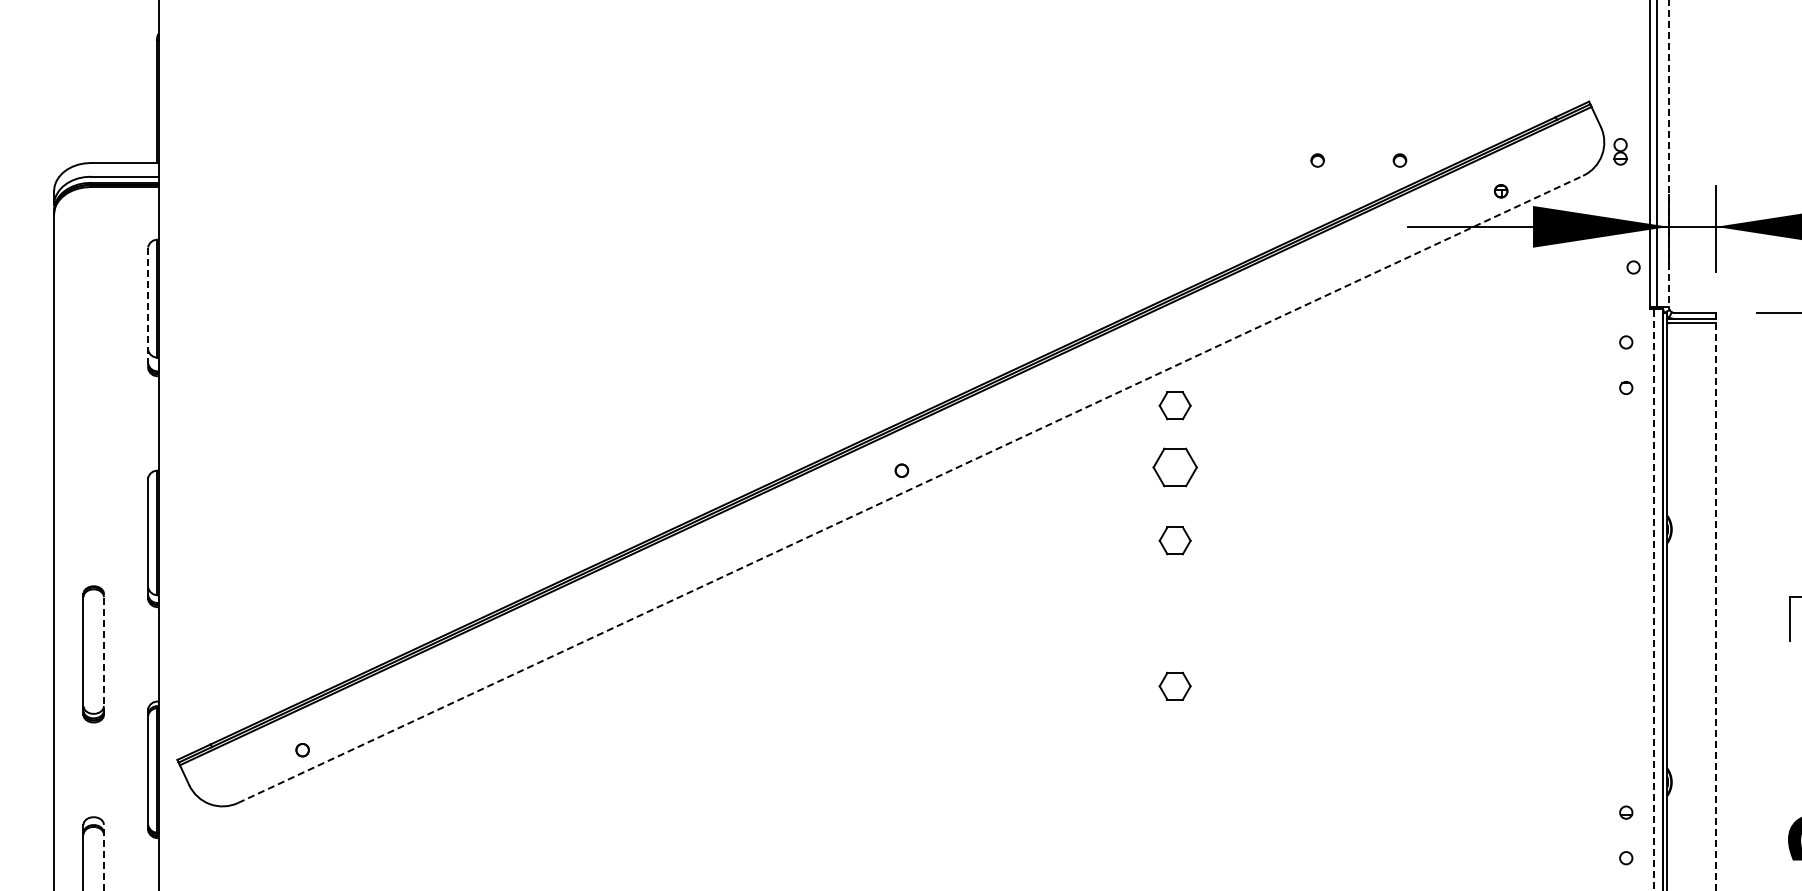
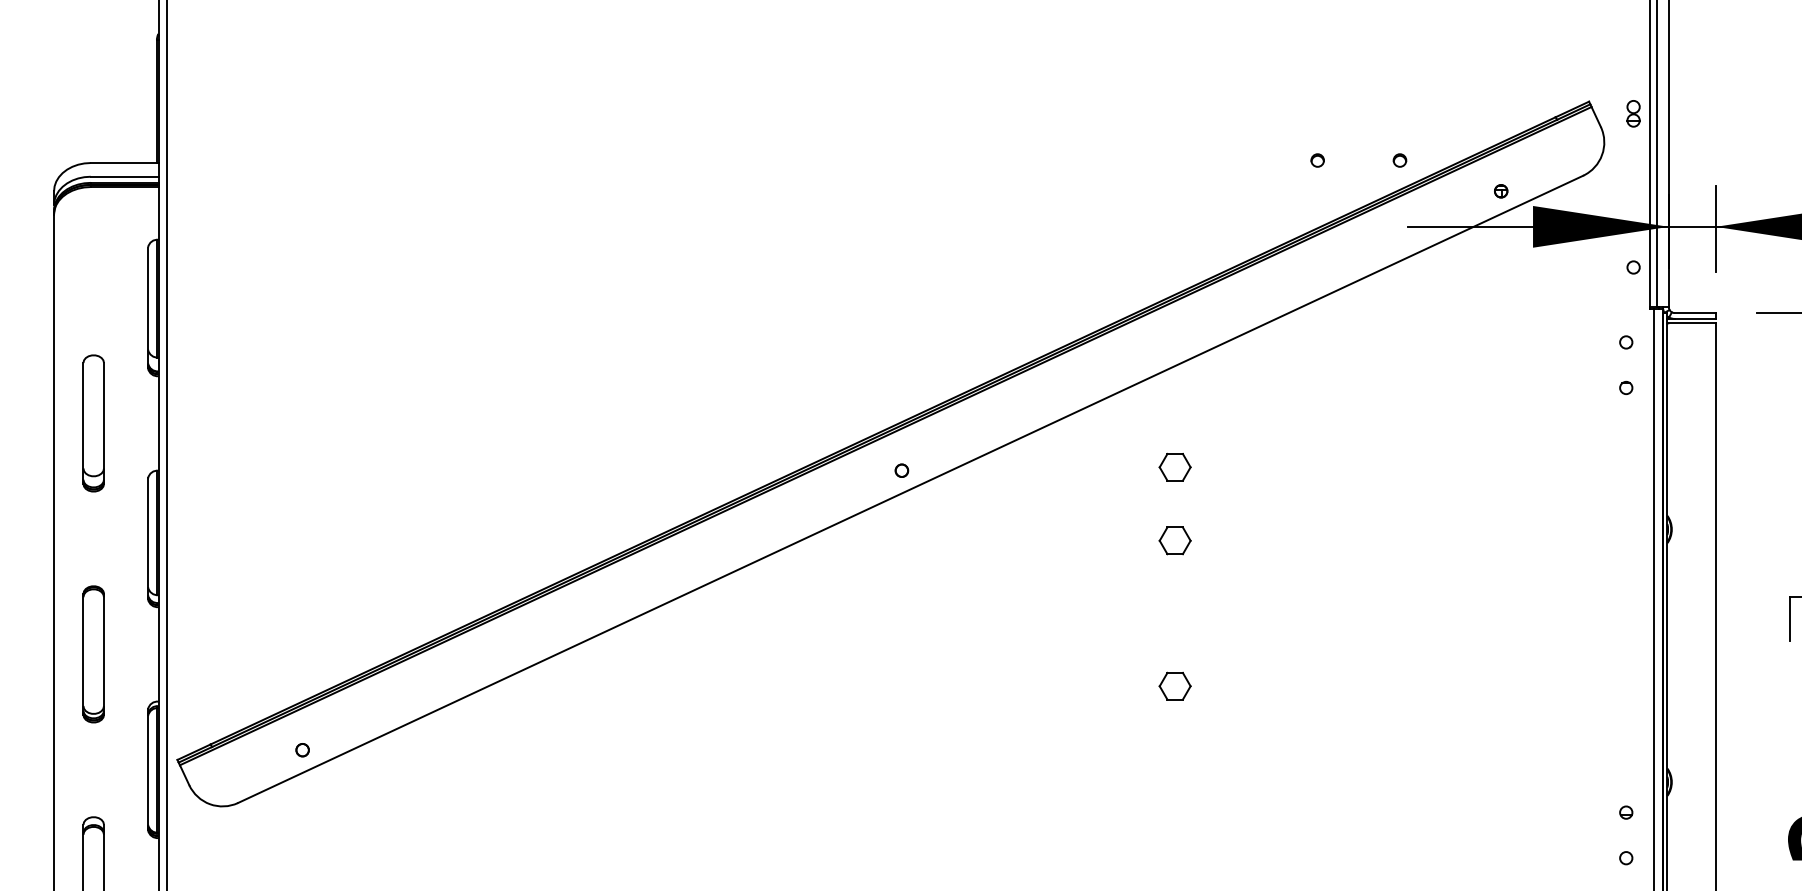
part position: (1620, 151) -> (1633, 113) (1633, 113)
line: dashed -> solid (1668, 154)
line: dashed -> solid (148, 308)
part: present -> none (1174, 405)
part: none -> present (93, 423)
line: none -> present (167, 444)
part size: 46x41 px -> 34x30 px (1174, 466)
line: dashed -> solid (911, 489)
line: dashed -> solid (1654, 599)
line: dashed -> solid (1715, 607)
line: dashed -> solid (104, 653)
line: dashed -> solid (104, 857)
